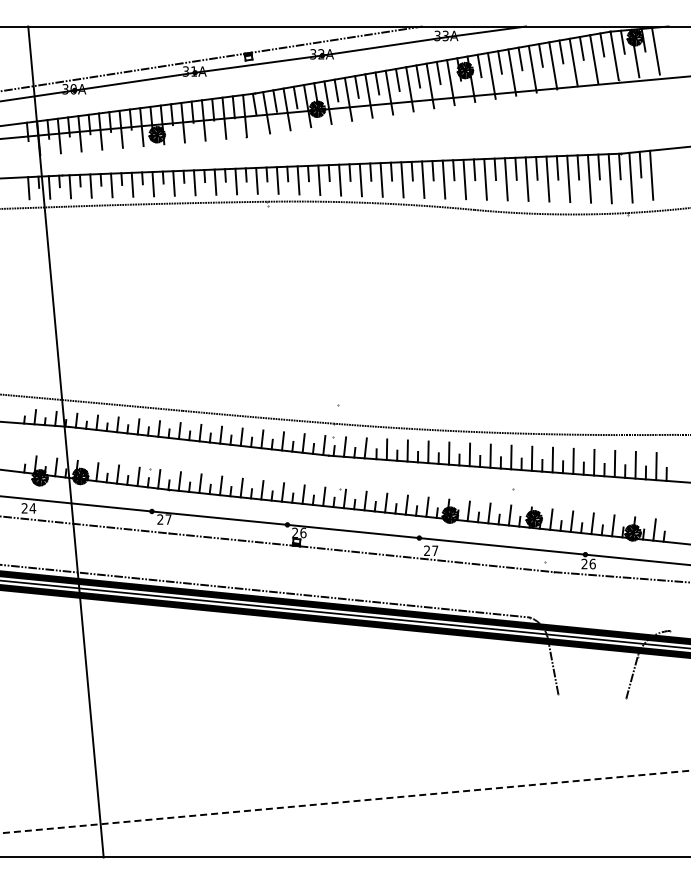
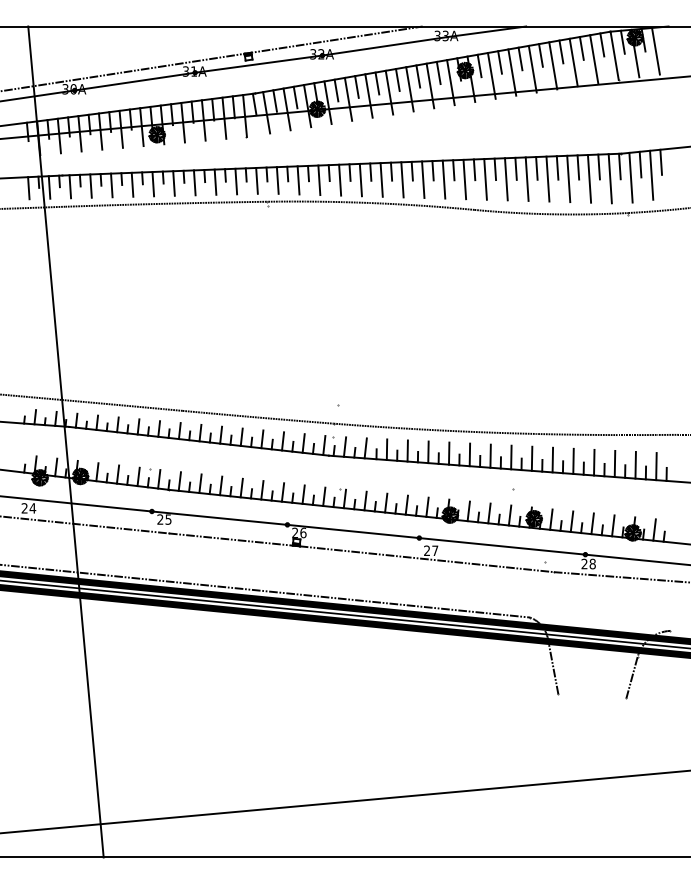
line: none -> present (661, 161)
text: 27 -> 25 (168, 519)
text: 26 -> 28 (592, 563)
line: dashed -> solid (344, 802)
